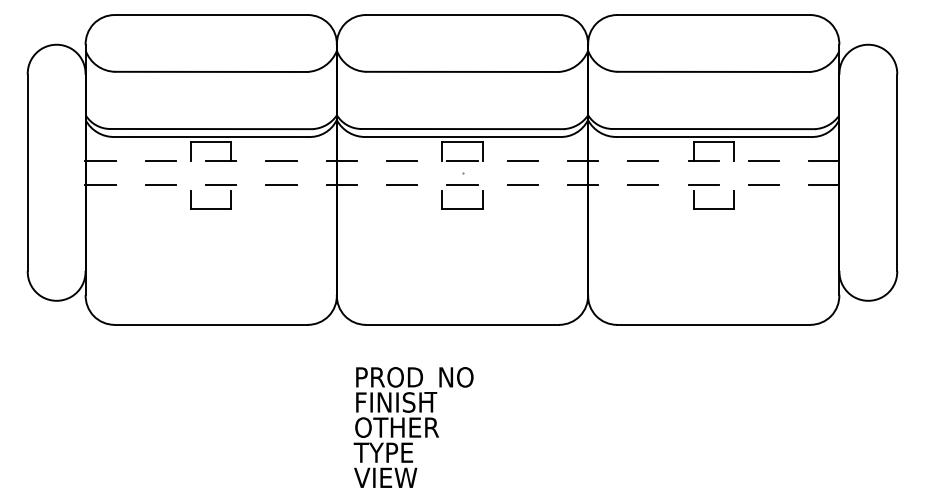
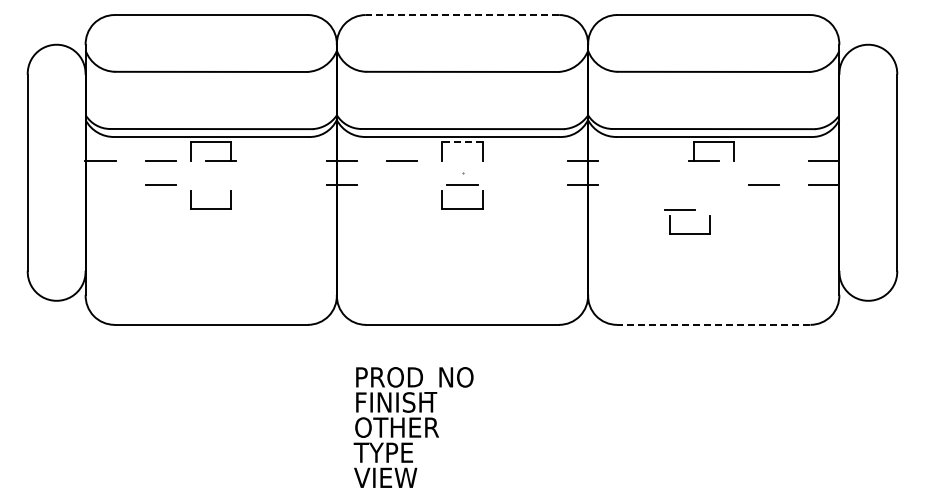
line: solid -> dashed (462, 15)
line: solid -> dashed (462, 142)
line: present -> none (281, 160)
line: present -> none (462, 160)
line: present -> none (522, 160)
line: present -> none (642, 160)
line: present -> none (763, 160)
line: present -> none (100, 184)
line: present -> none (221, 184)
line: present -> none (281, 184)
line: present -> none (402, 184)
line: present -> none (522, 184)
line: present -> none (643, 184)
part position: (711, 185) -> (687, 210) (687, 210)
line: solid -> dashed (713, 324)
